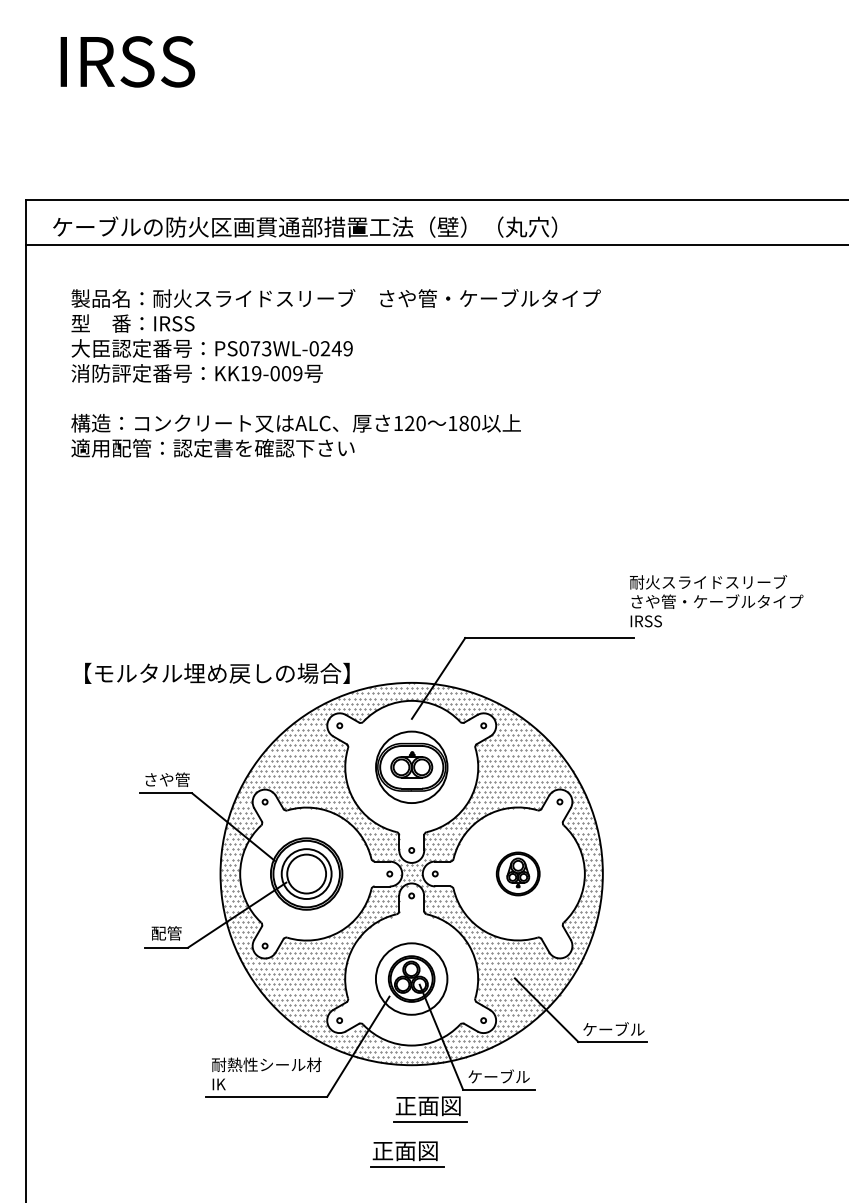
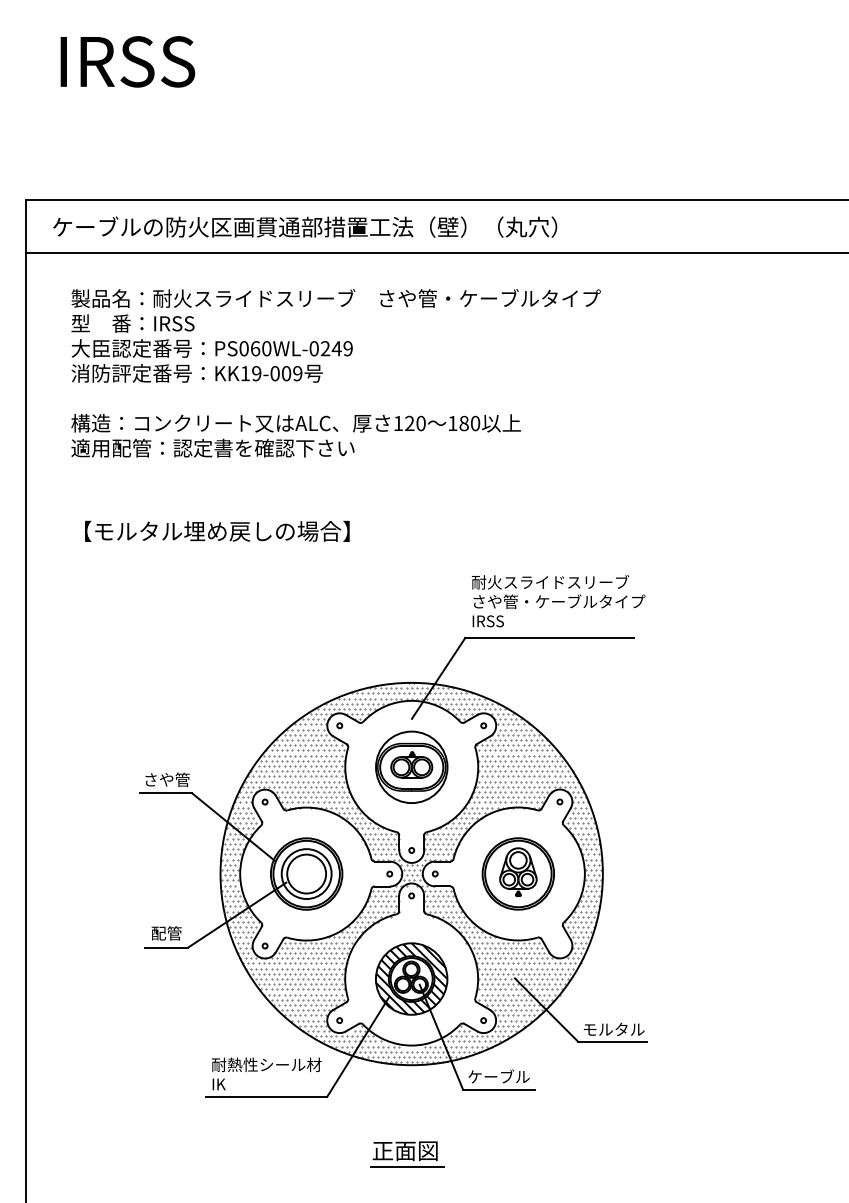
line position: (435, 245) -> (435, 253) (435, 253)
text: PS073WL-0249 -> PS060WL-0249 (260, 348)
text position: (716, 601) -> (558, 601) (558, 601)
text position: (217, 672) -> (217, 530) (217, 530)
part size: 46x46 px -> 74x74 px (517, 873)
hatch: none -> present (411, 978)
text: ケーブル -> モルタル (605, 1028)
part: present -> none (430, 1109)
